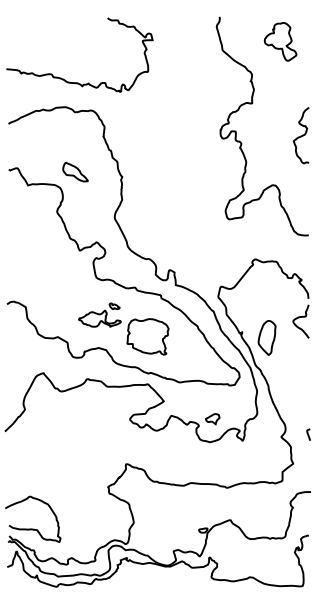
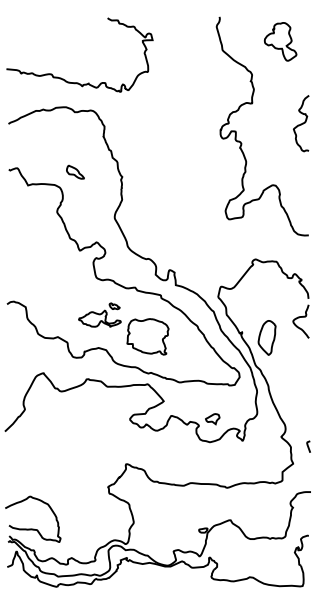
curve position: (301, 135) -> (301, 123) (301, 123)
part size: 27x21 px -> 19x16 px (75, 171)
curve position: (308, 434) -> (308, 446) (308, 446)
